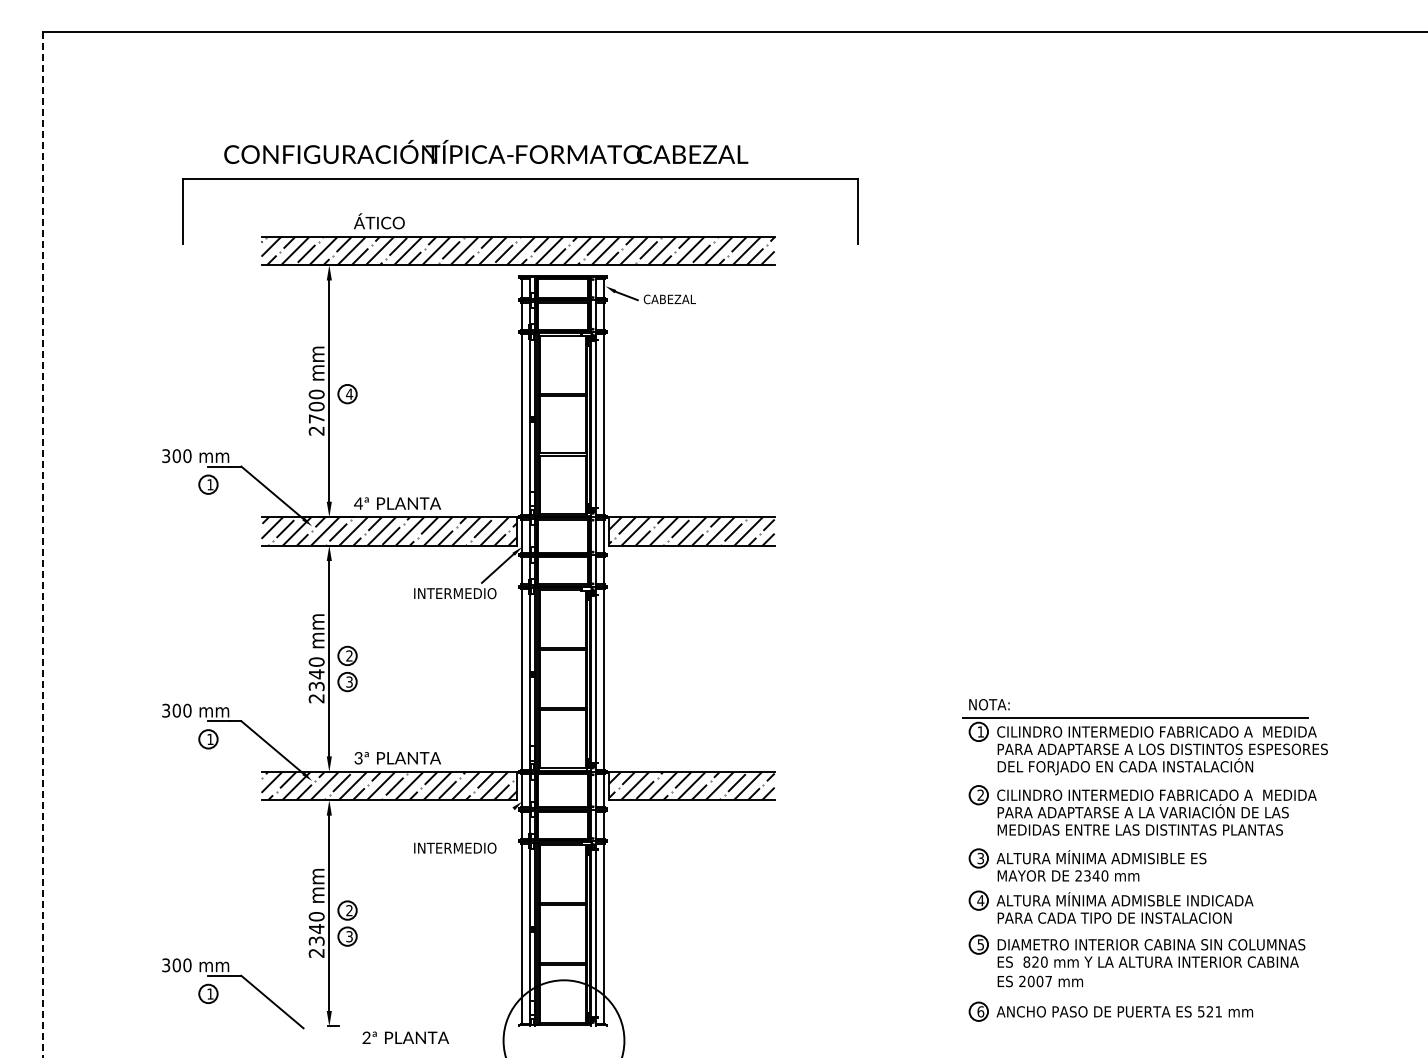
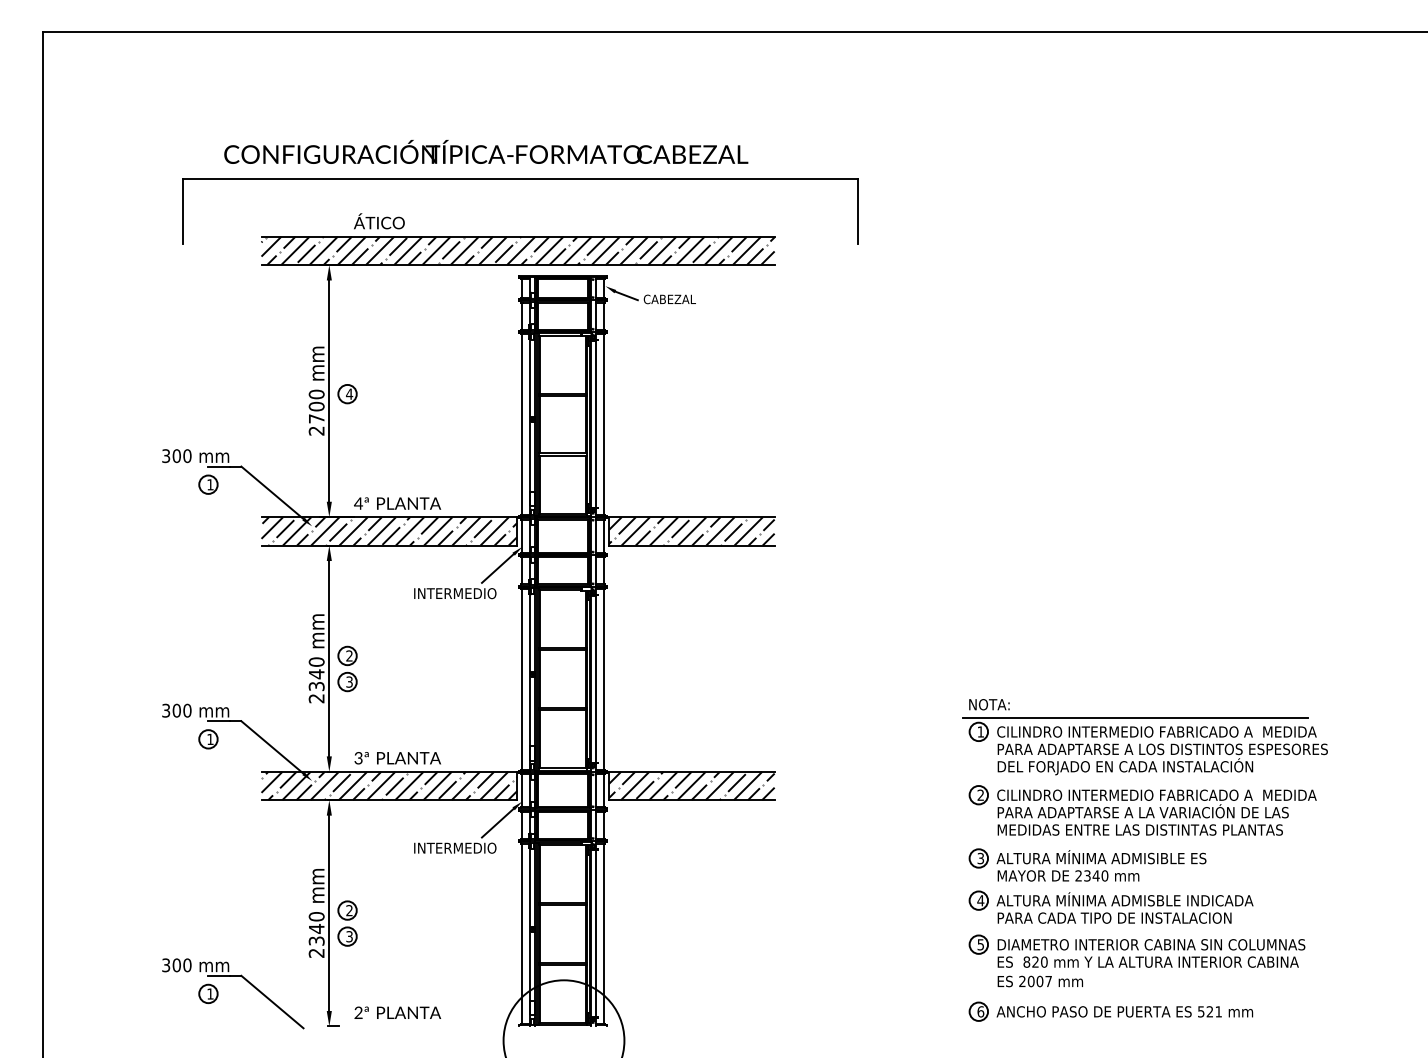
line: dashed -> solid (42, 544)
line: none -> present (497, 822)
text position: (405, 1037) -> (397, 1012) (397, 1012)
